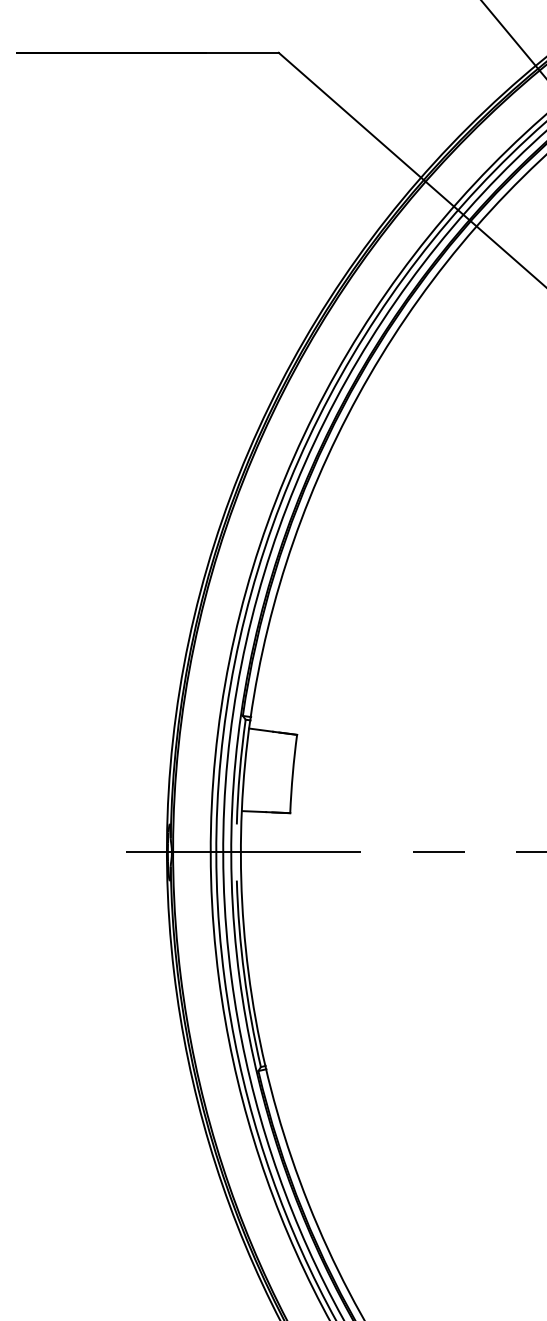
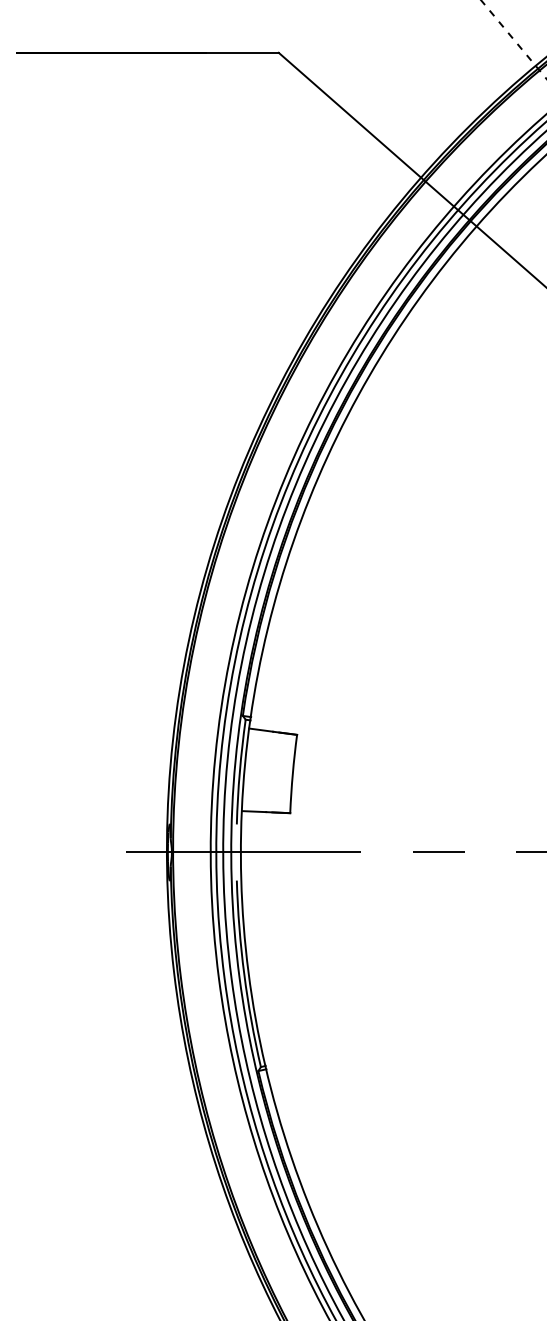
line: solid -> dashed (514, 39)
